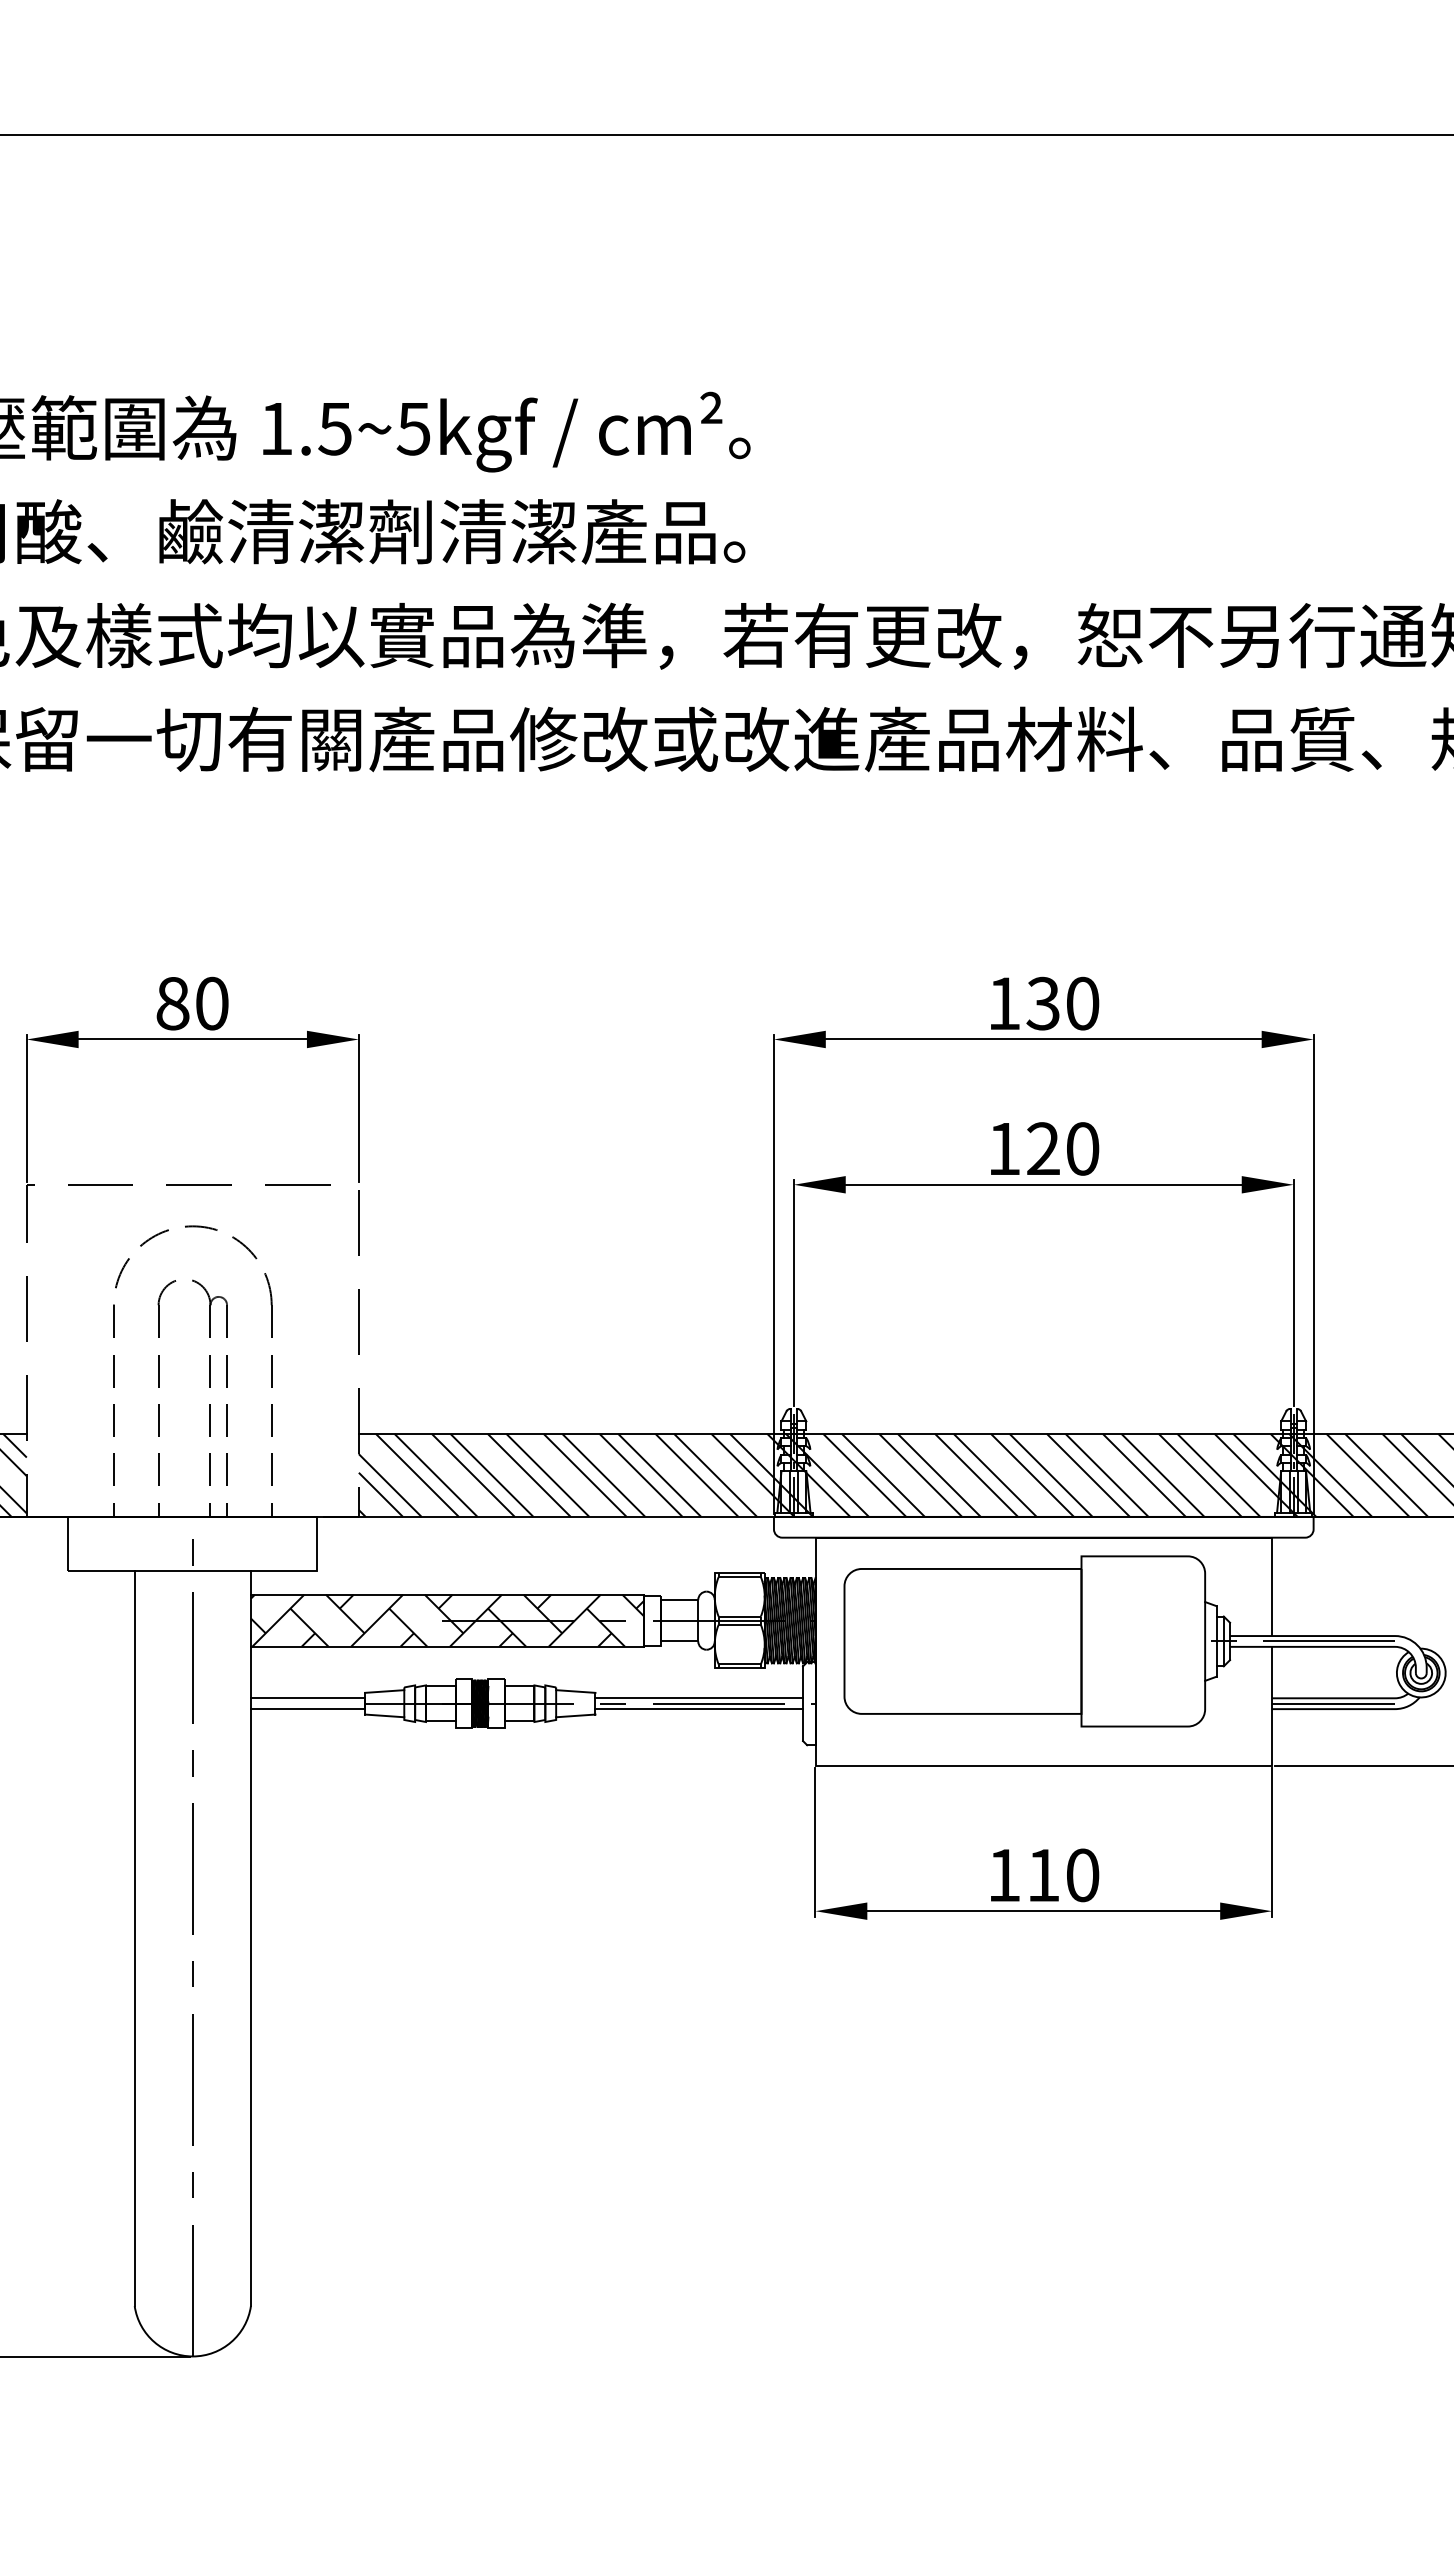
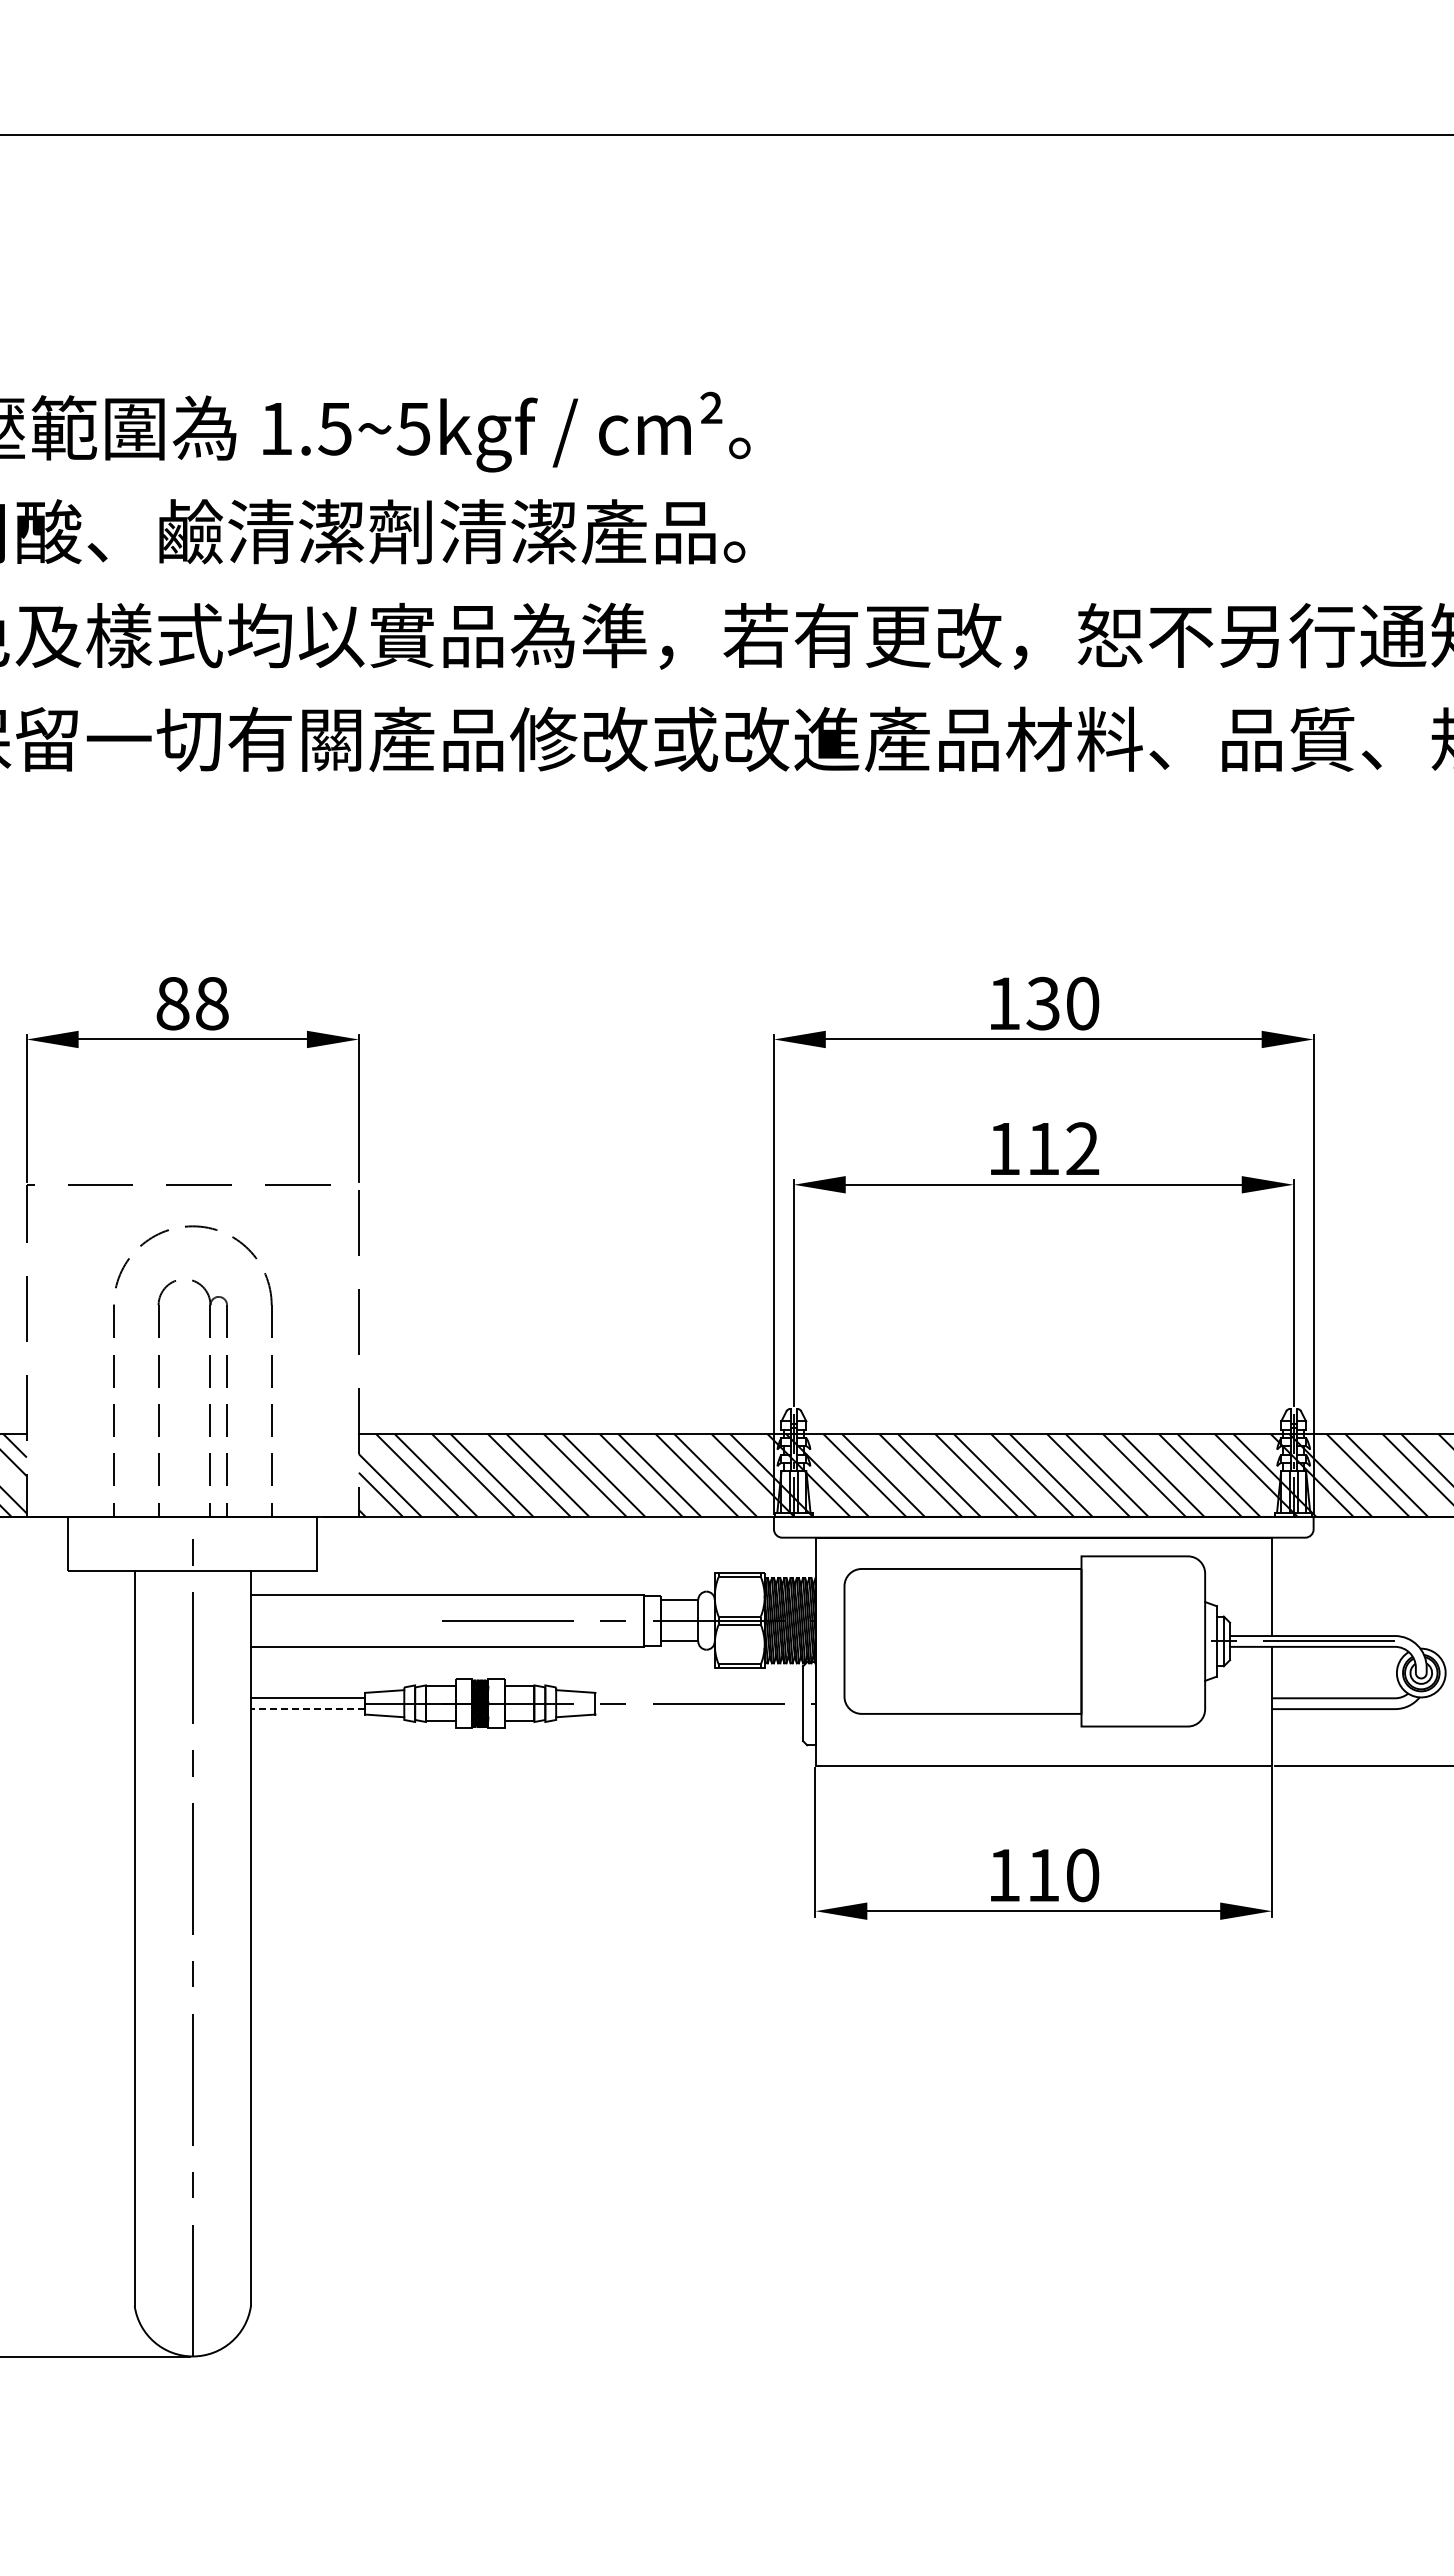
text: 80 -> 88 (212, 1003)
text: 120 -> 112 (1063, 1148)
hatch: present -> none (447, 1620)
line: present -> none (699, 1698)
line: present -> none (1333, 1703)
line: solid -> dashed (307, 1709)
line: present -> none (699, 1709)
